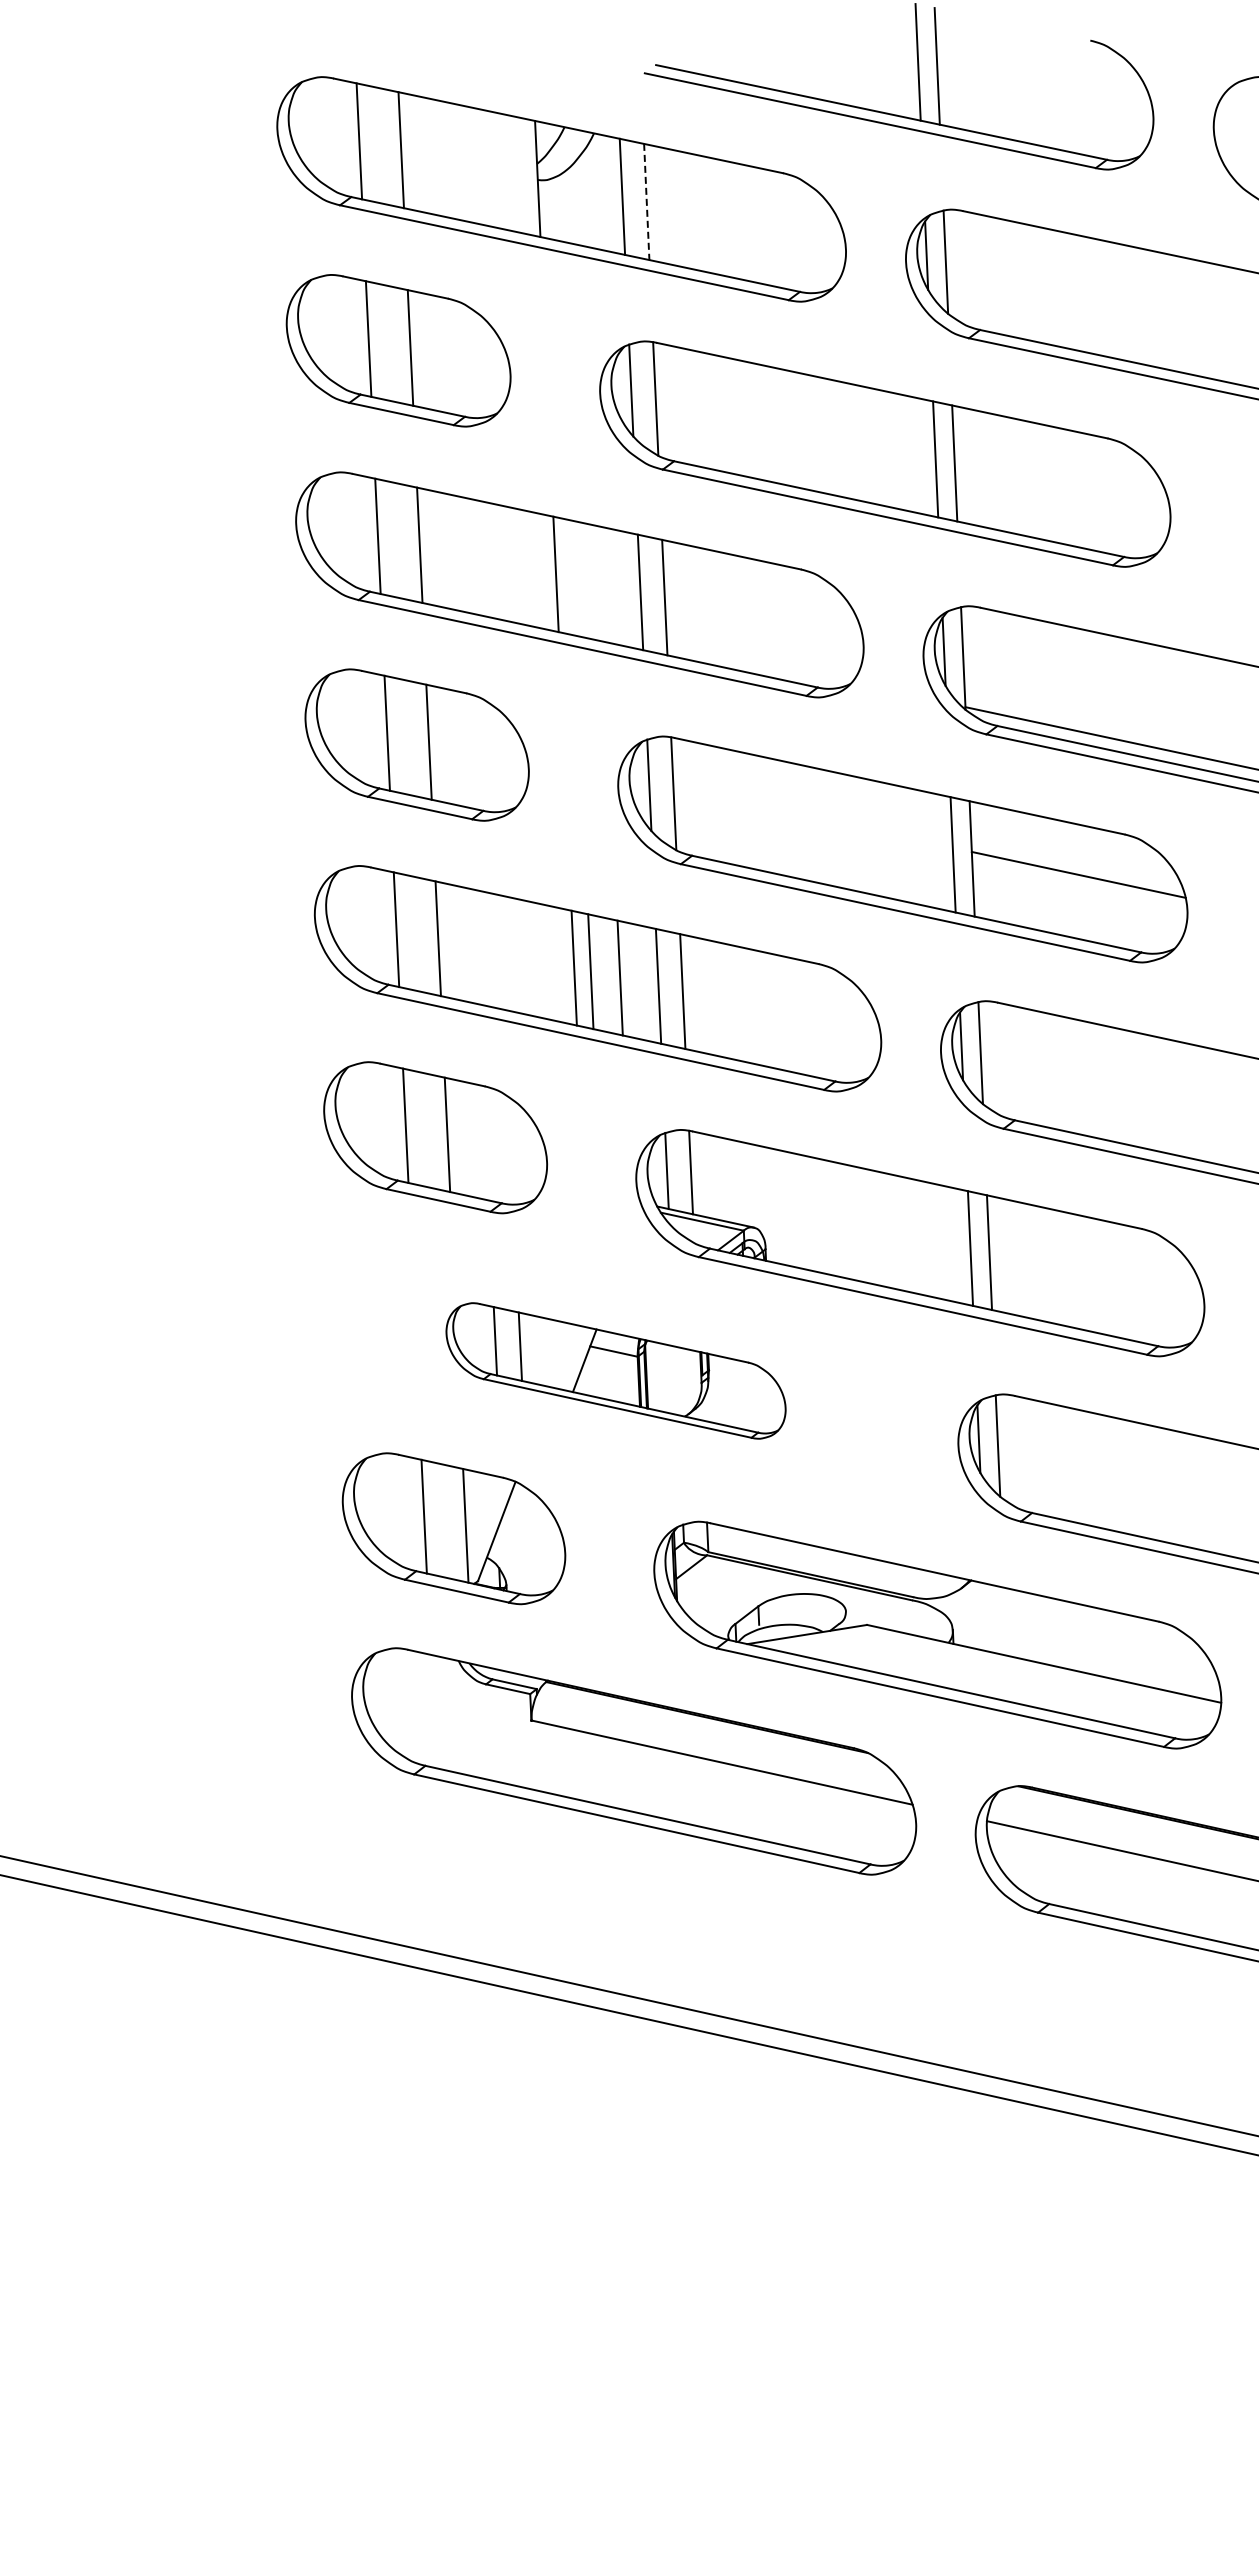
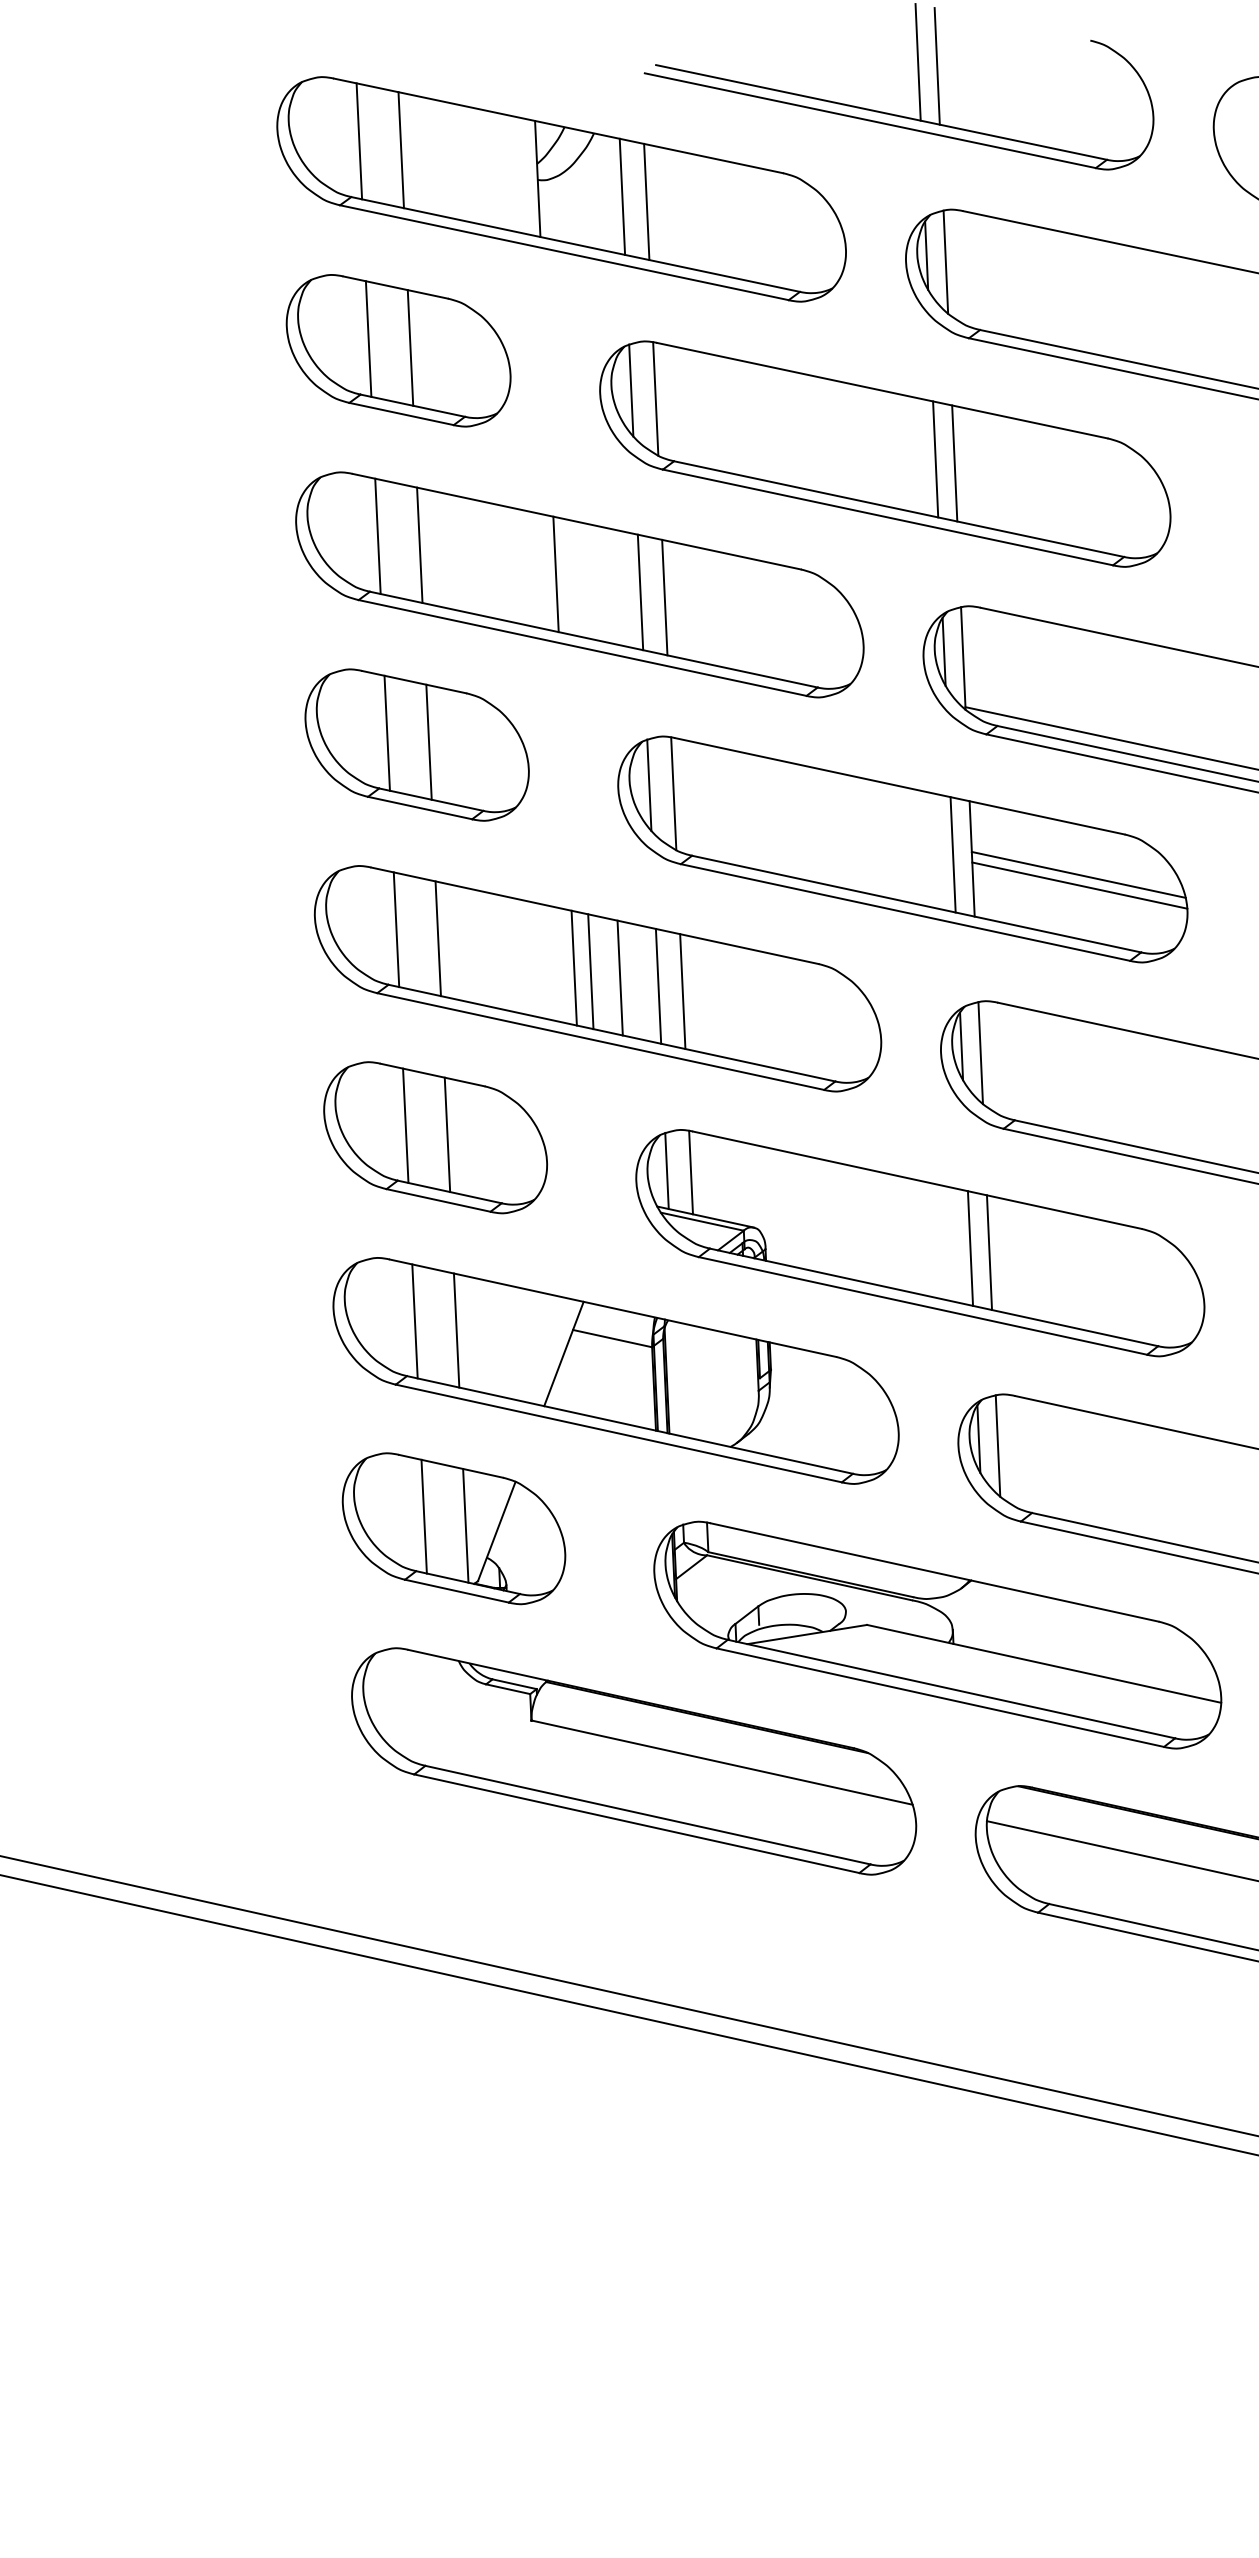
line: dashed -> solid (646, 202)
line: none -> present (1079, 885)
part size: 342x138 px -> 568x228 px (615, 1370)
